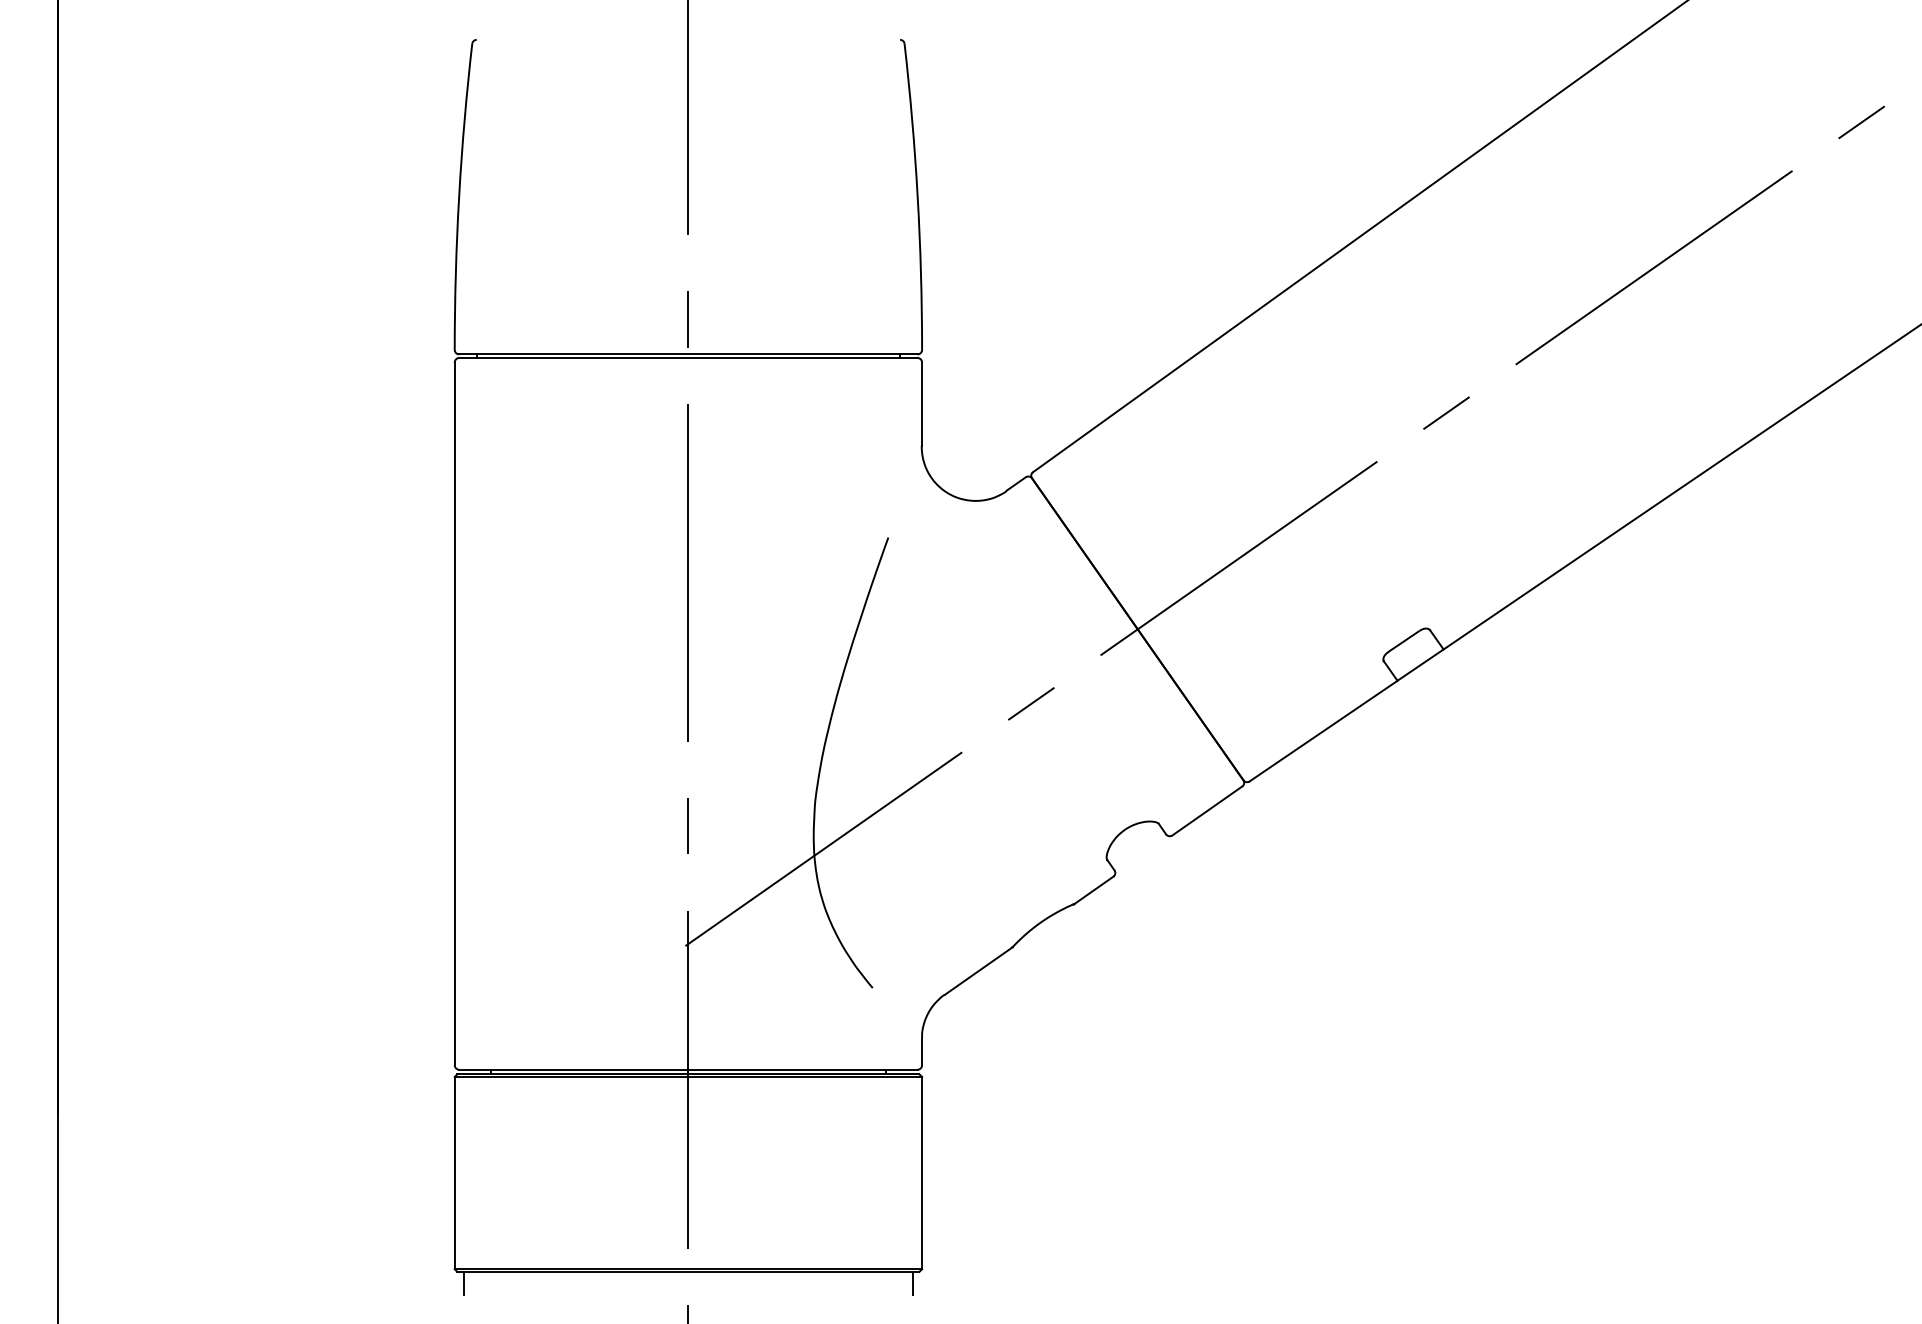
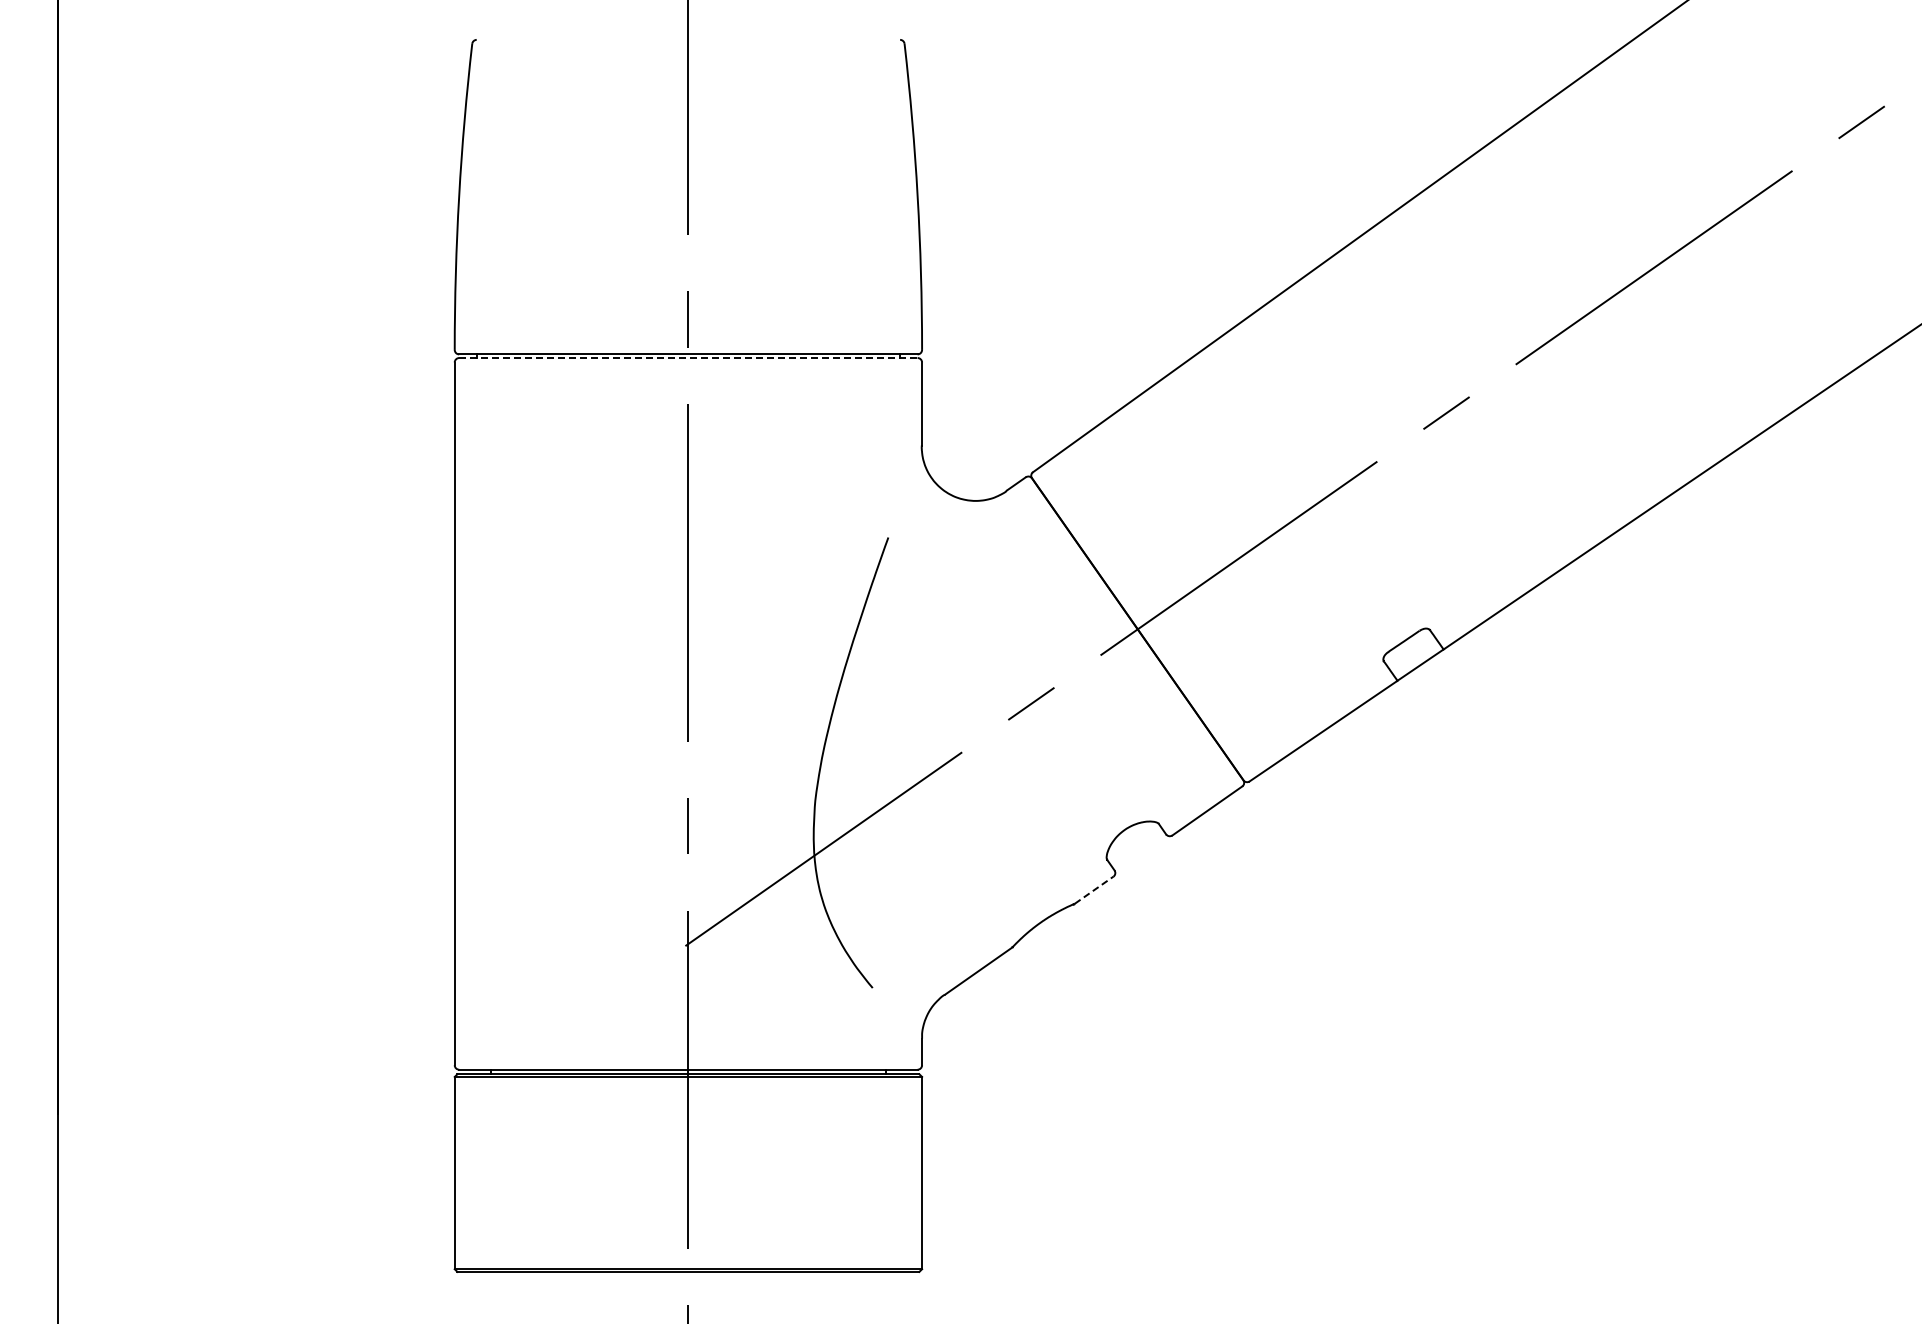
line: solid -> dashed (688, 358)
line: solid -> dashed (1094, 890)
line: present -> none (463, 1283)
line: present -> none (913, 1283)
